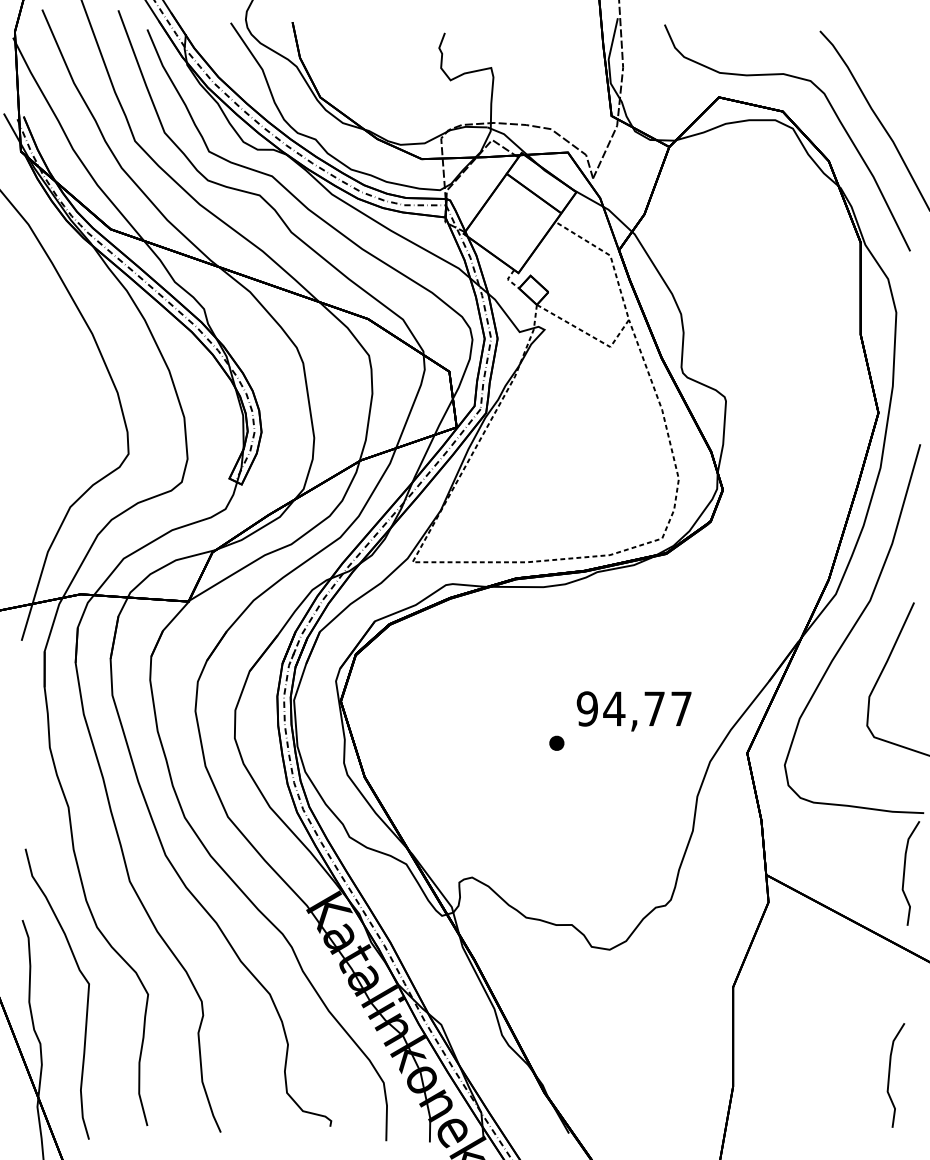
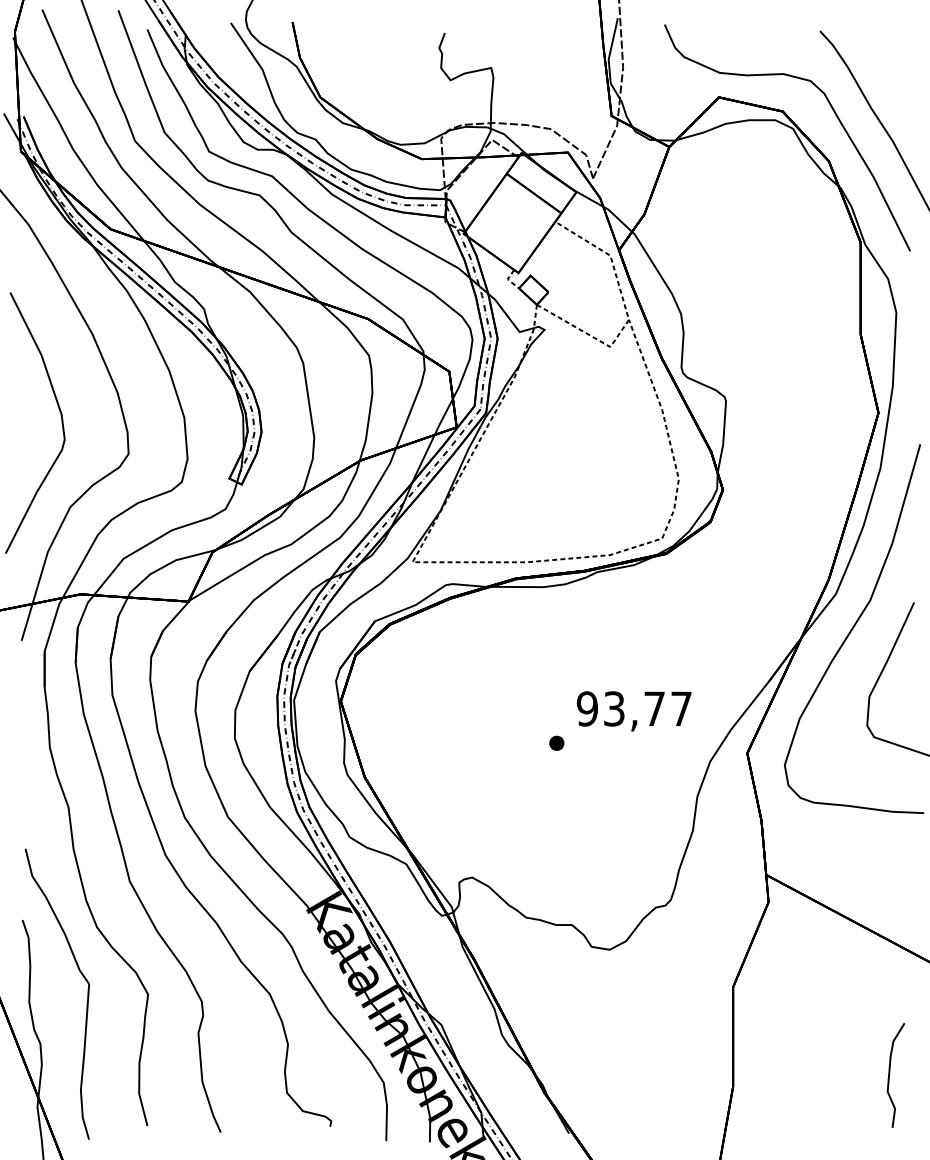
curve: none -> present (60, 415)
text: 94,77 -> 93,77 (614, 708)
curve: present -> none (905, 871)
